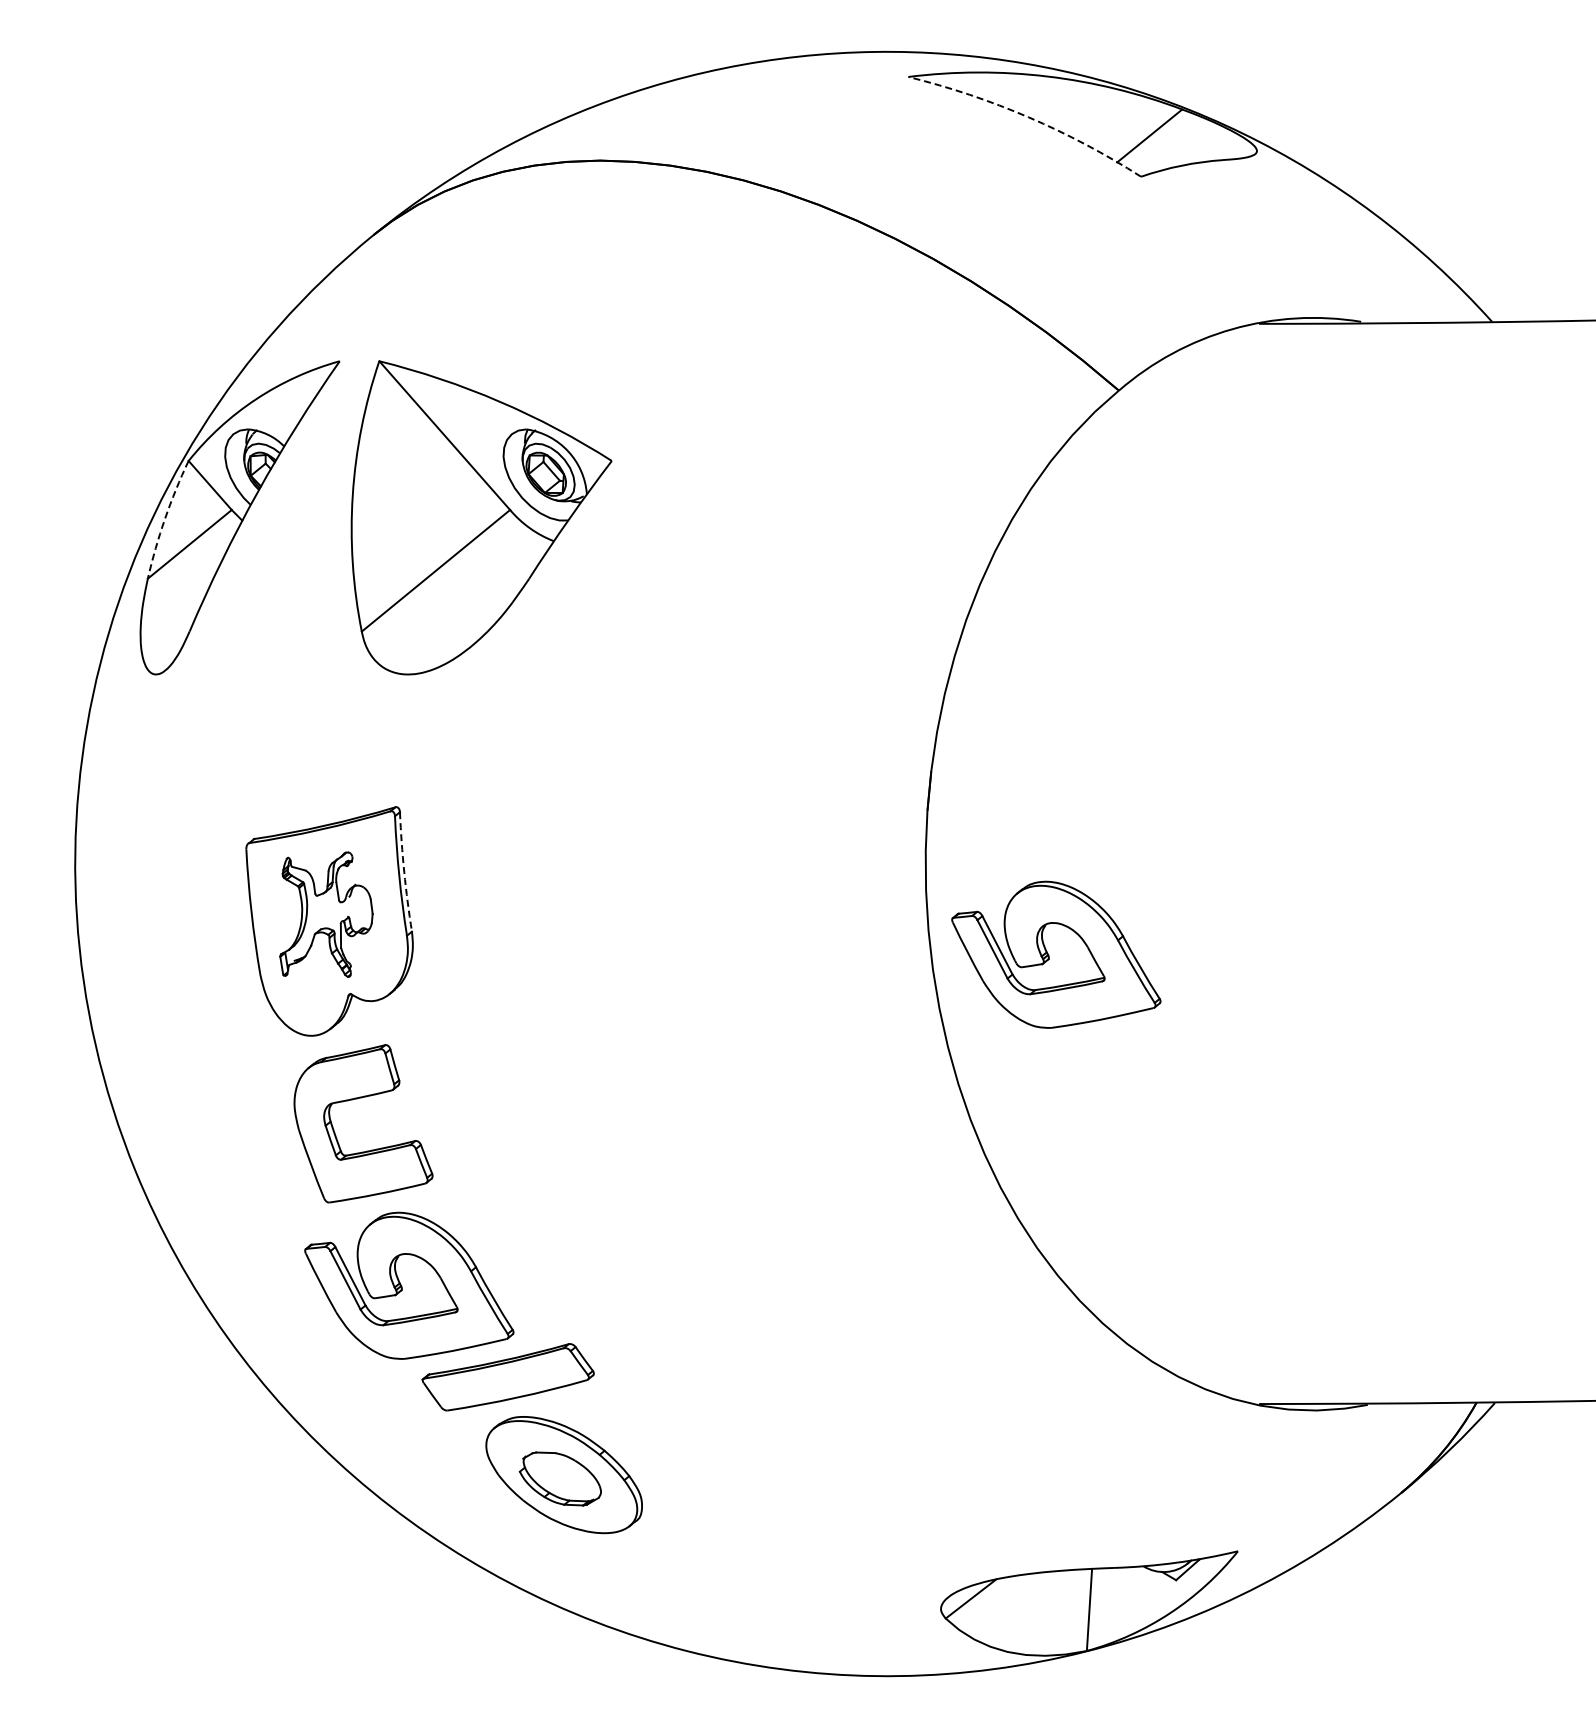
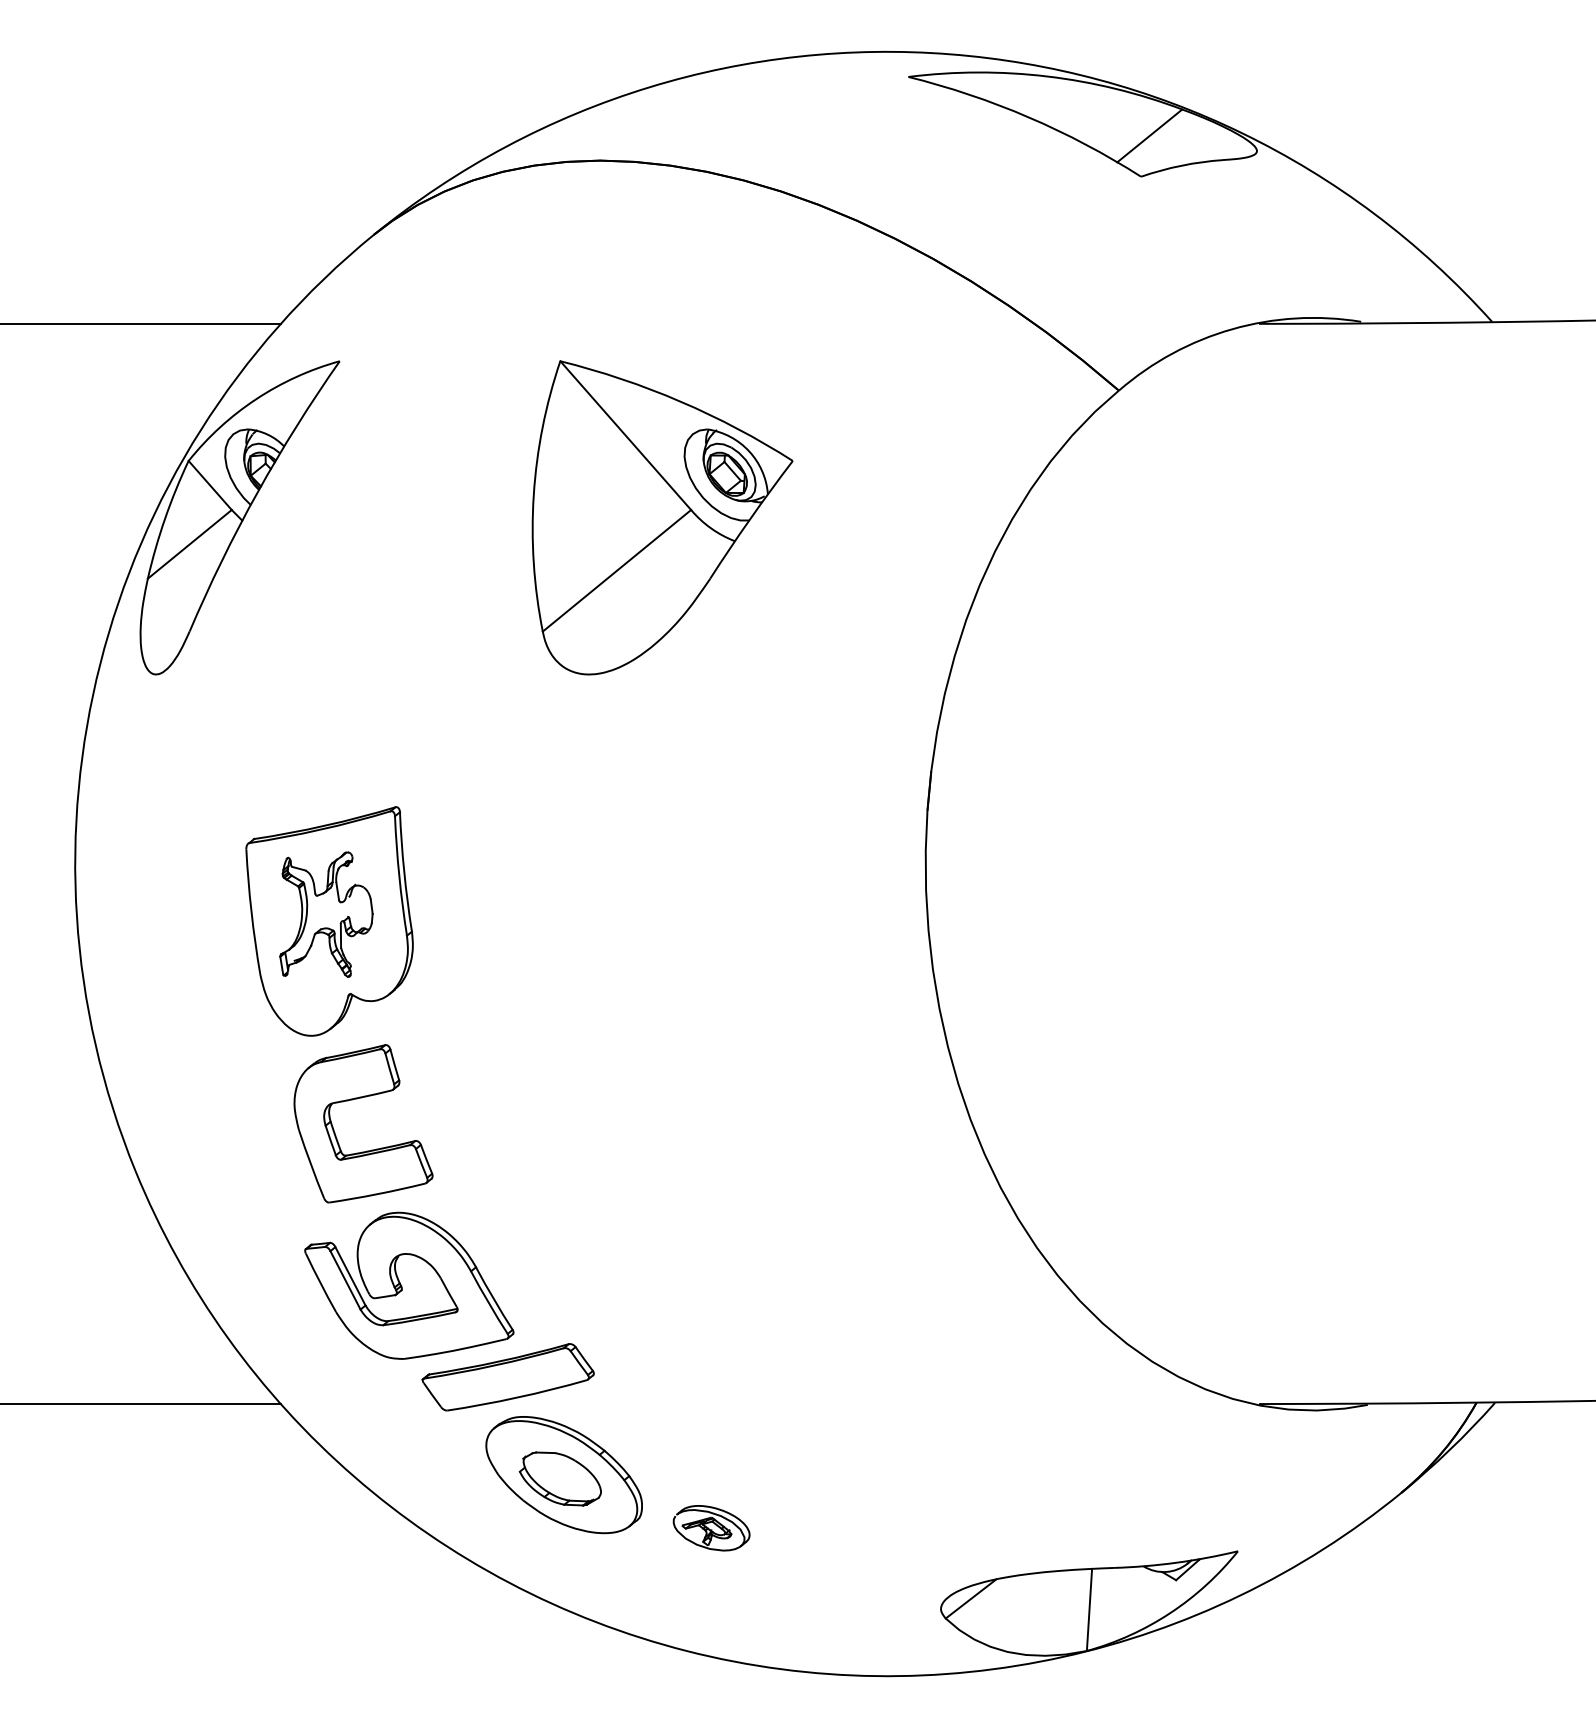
arc: dashed -> solid (1028, 117)
line: none -> present (141, 323)
part position: (481, 517) -> (662, 517) (662, 517)
arc: dashed -> solid (165, 518)
arc: dashed -> solid (404, 872)
part: present -> none (1049, 955)
line: none -> present (141, 1404)
part: none -> present (711, 1528)
